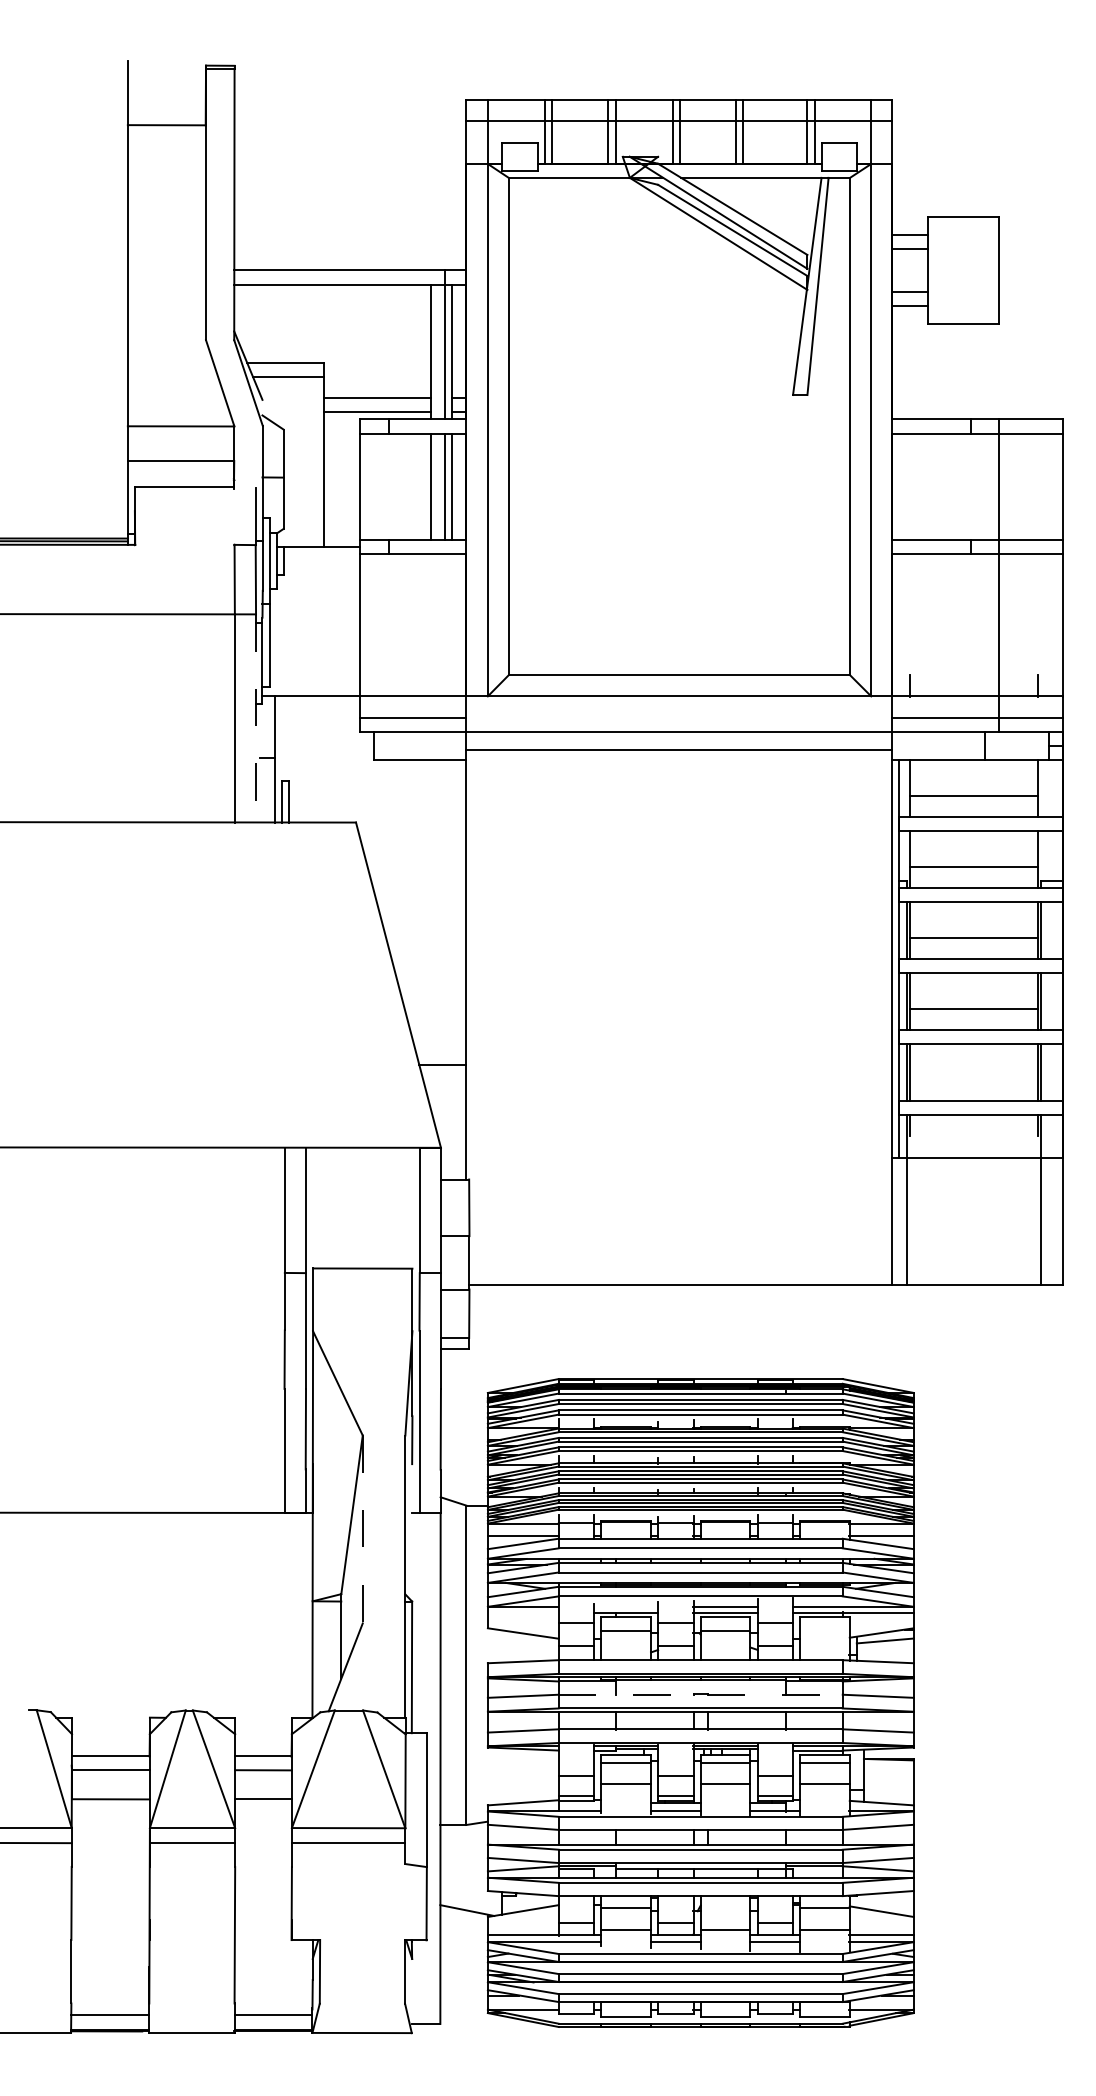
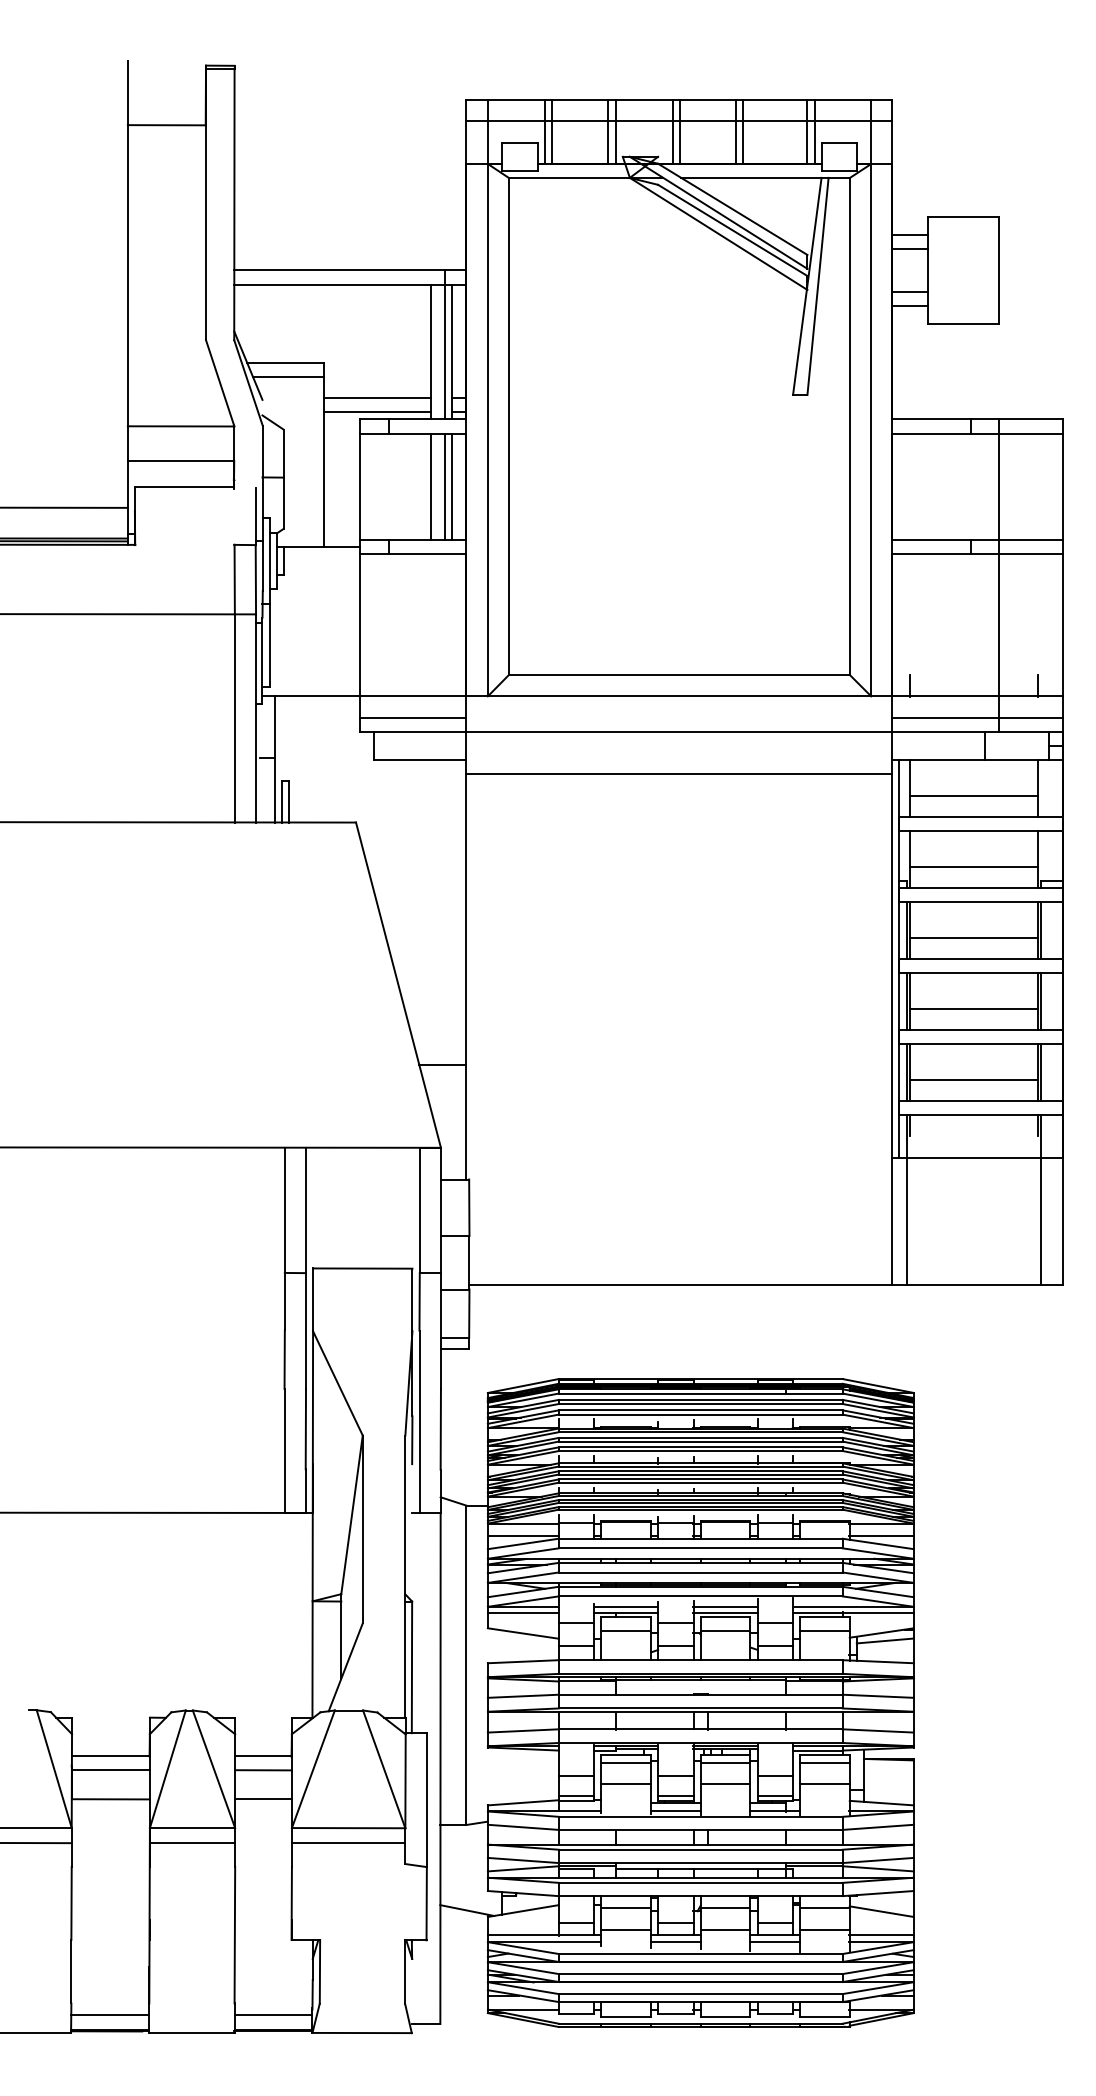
line: none -> present (64, 507)
line: dashed -> solid (256, 718)
line position: (679, 750) -> (679, 774) (679, 774)
line: none -> present (974, 1079)
line: dashed -> solid (362, 1529)
line: none -> present (626, 1606)
line: none -> present (522, 1612)
line: none -> present (824, 1630)
line: dashed -> solid (701, 1694)
line: none -> present (725, 1908)
